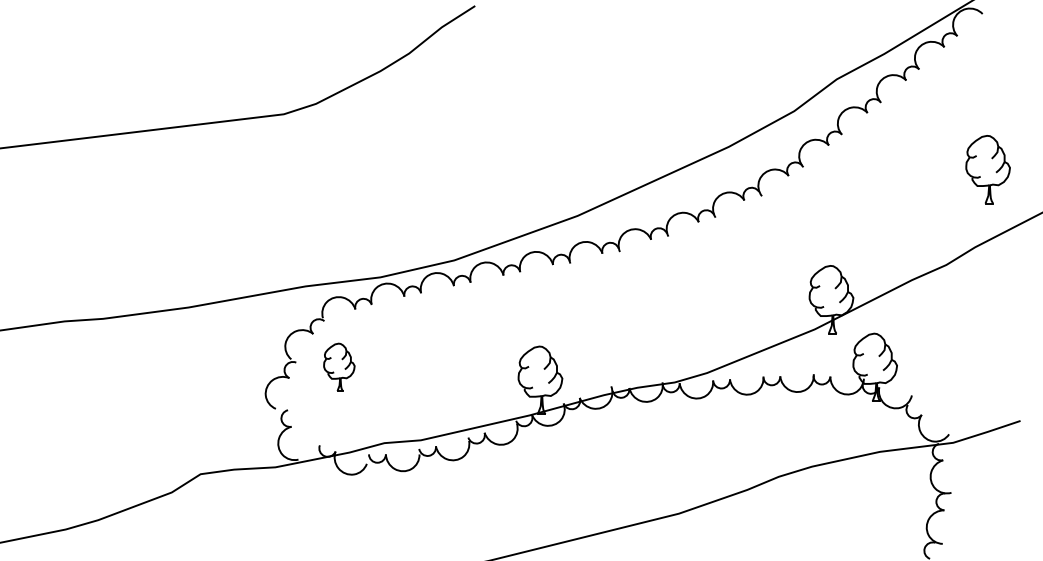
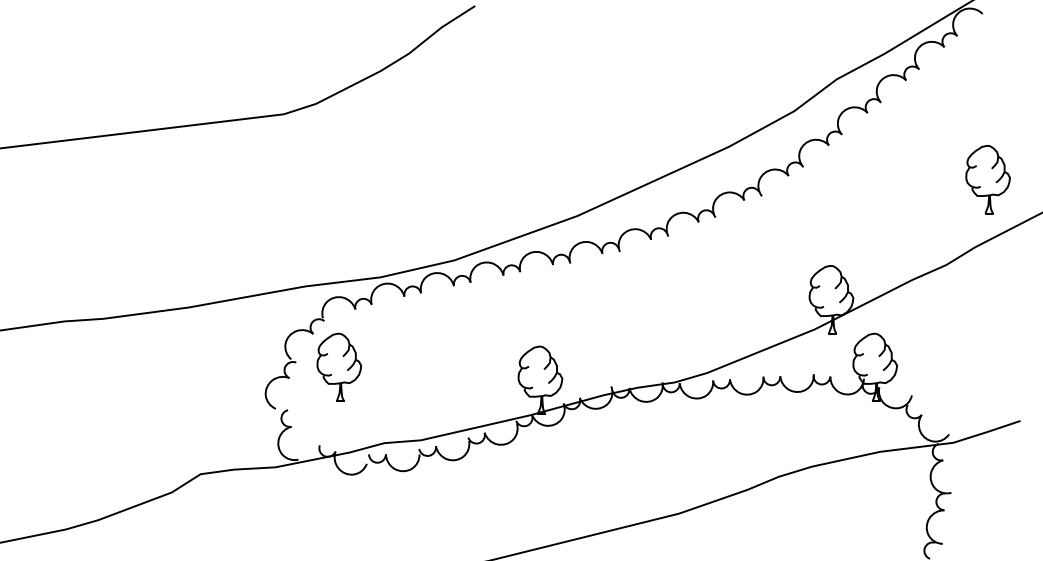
part position: (987, 169) -> (987, 179) (987, 179)
part size: 33x50 px -> 47x70 px (339, 366)
